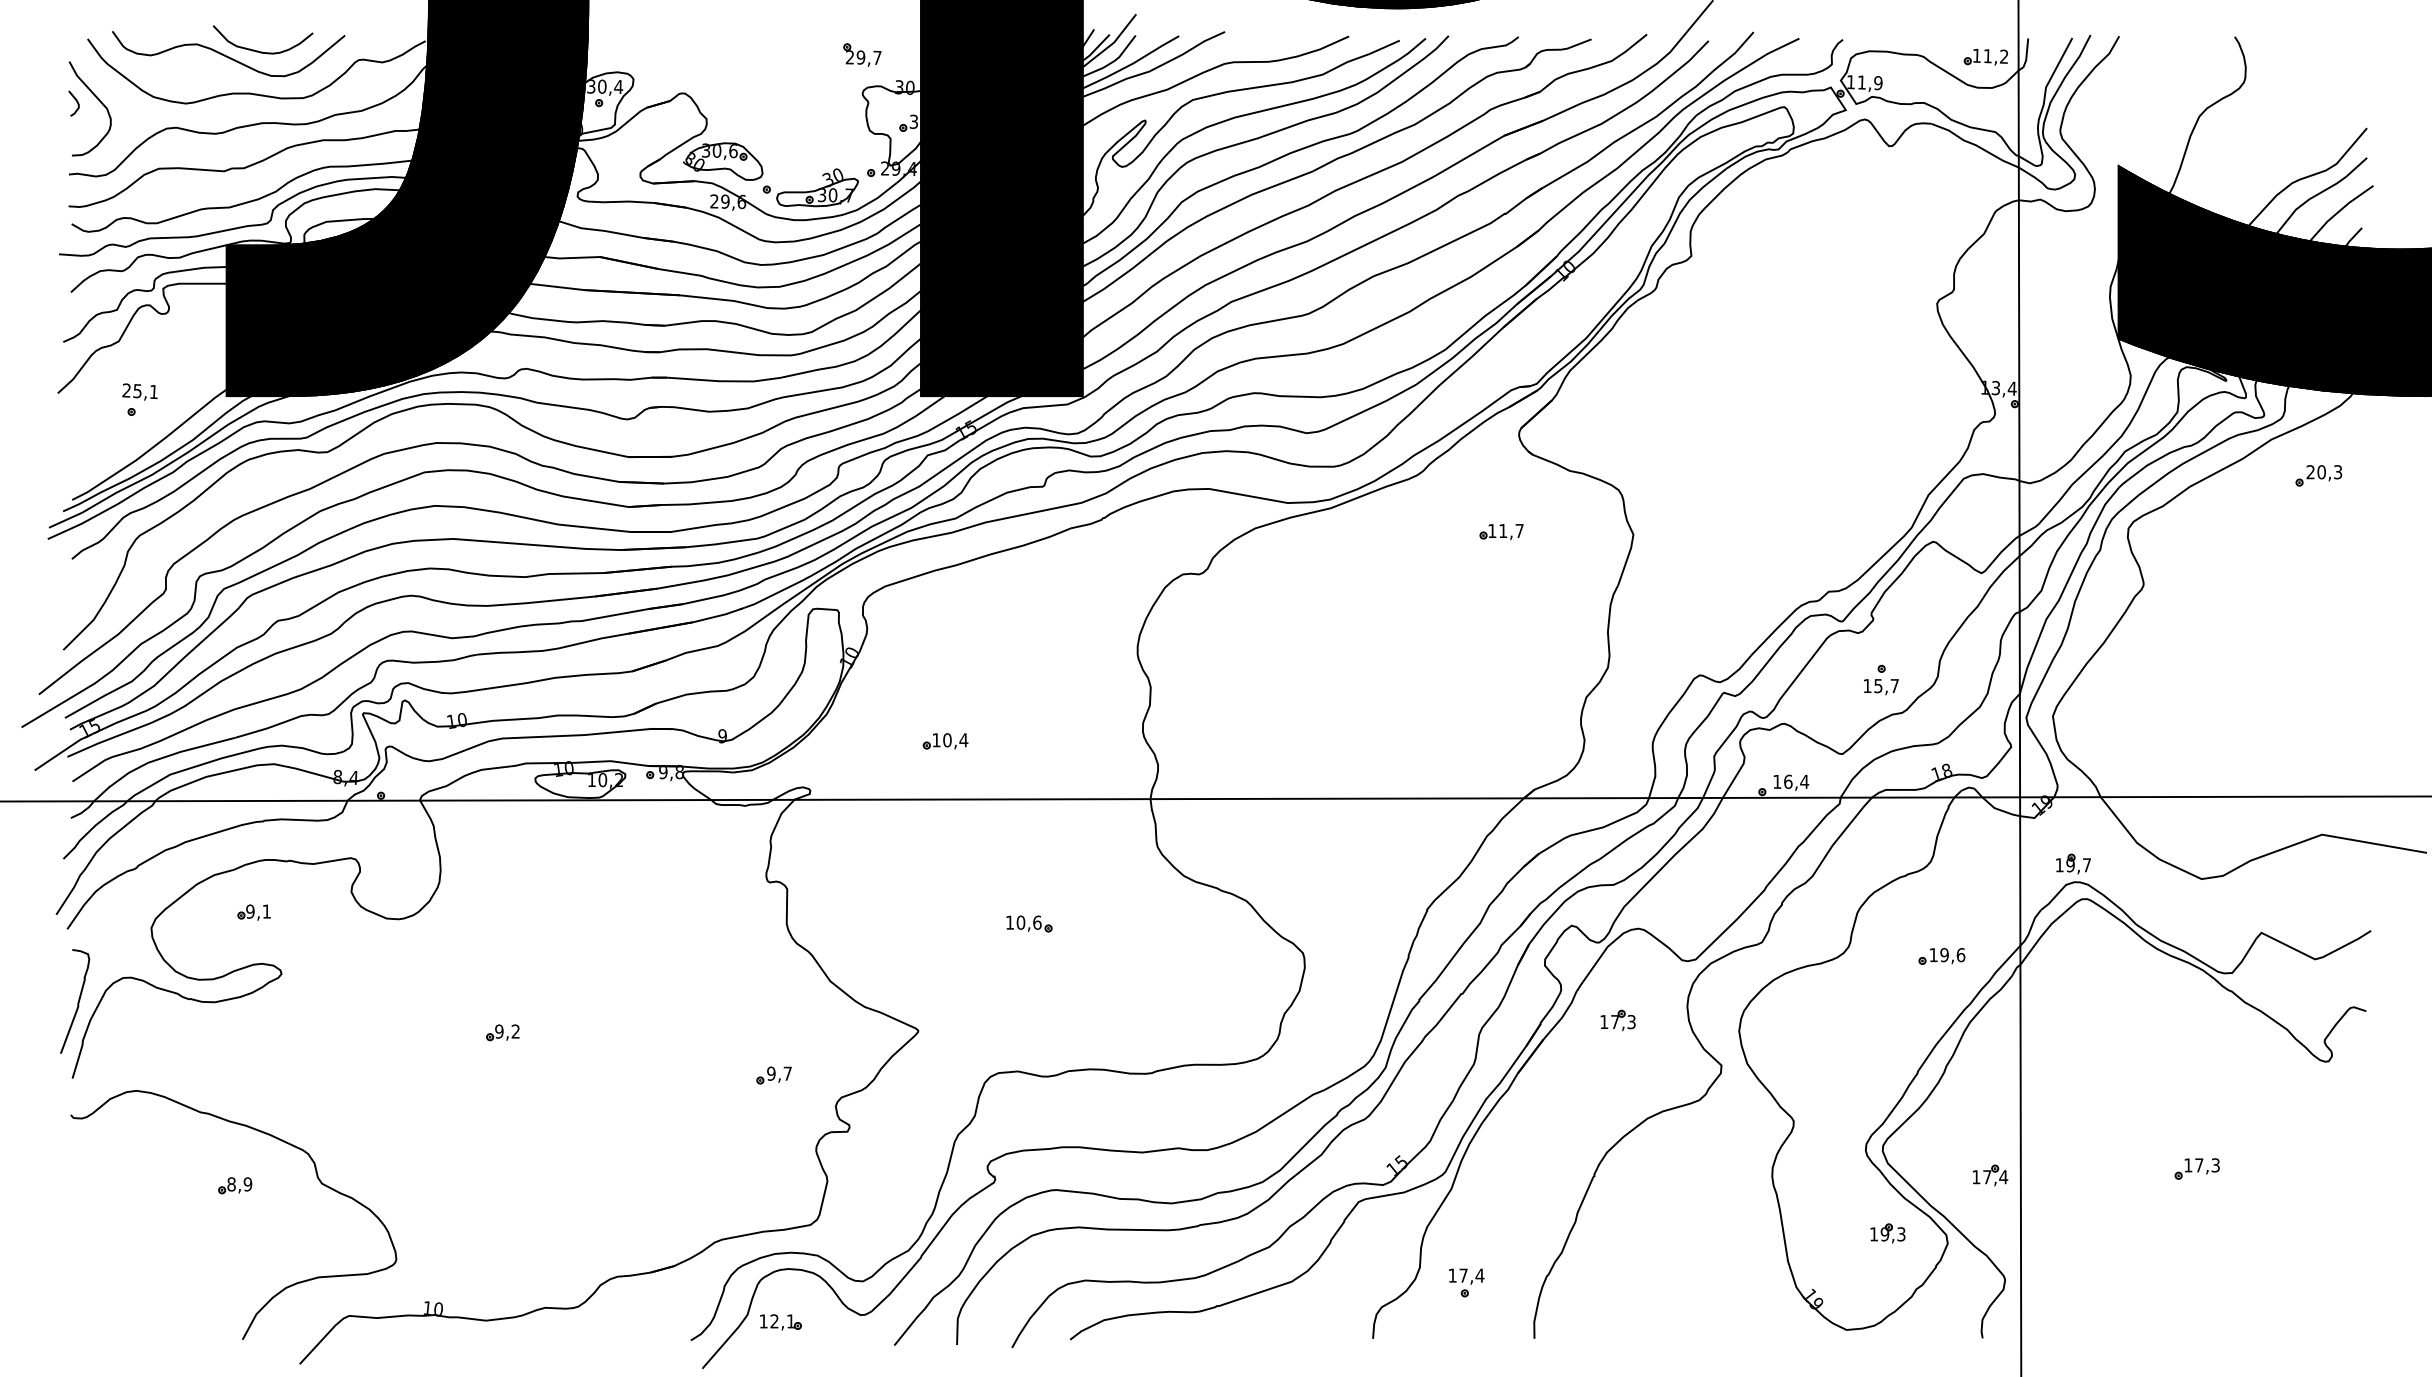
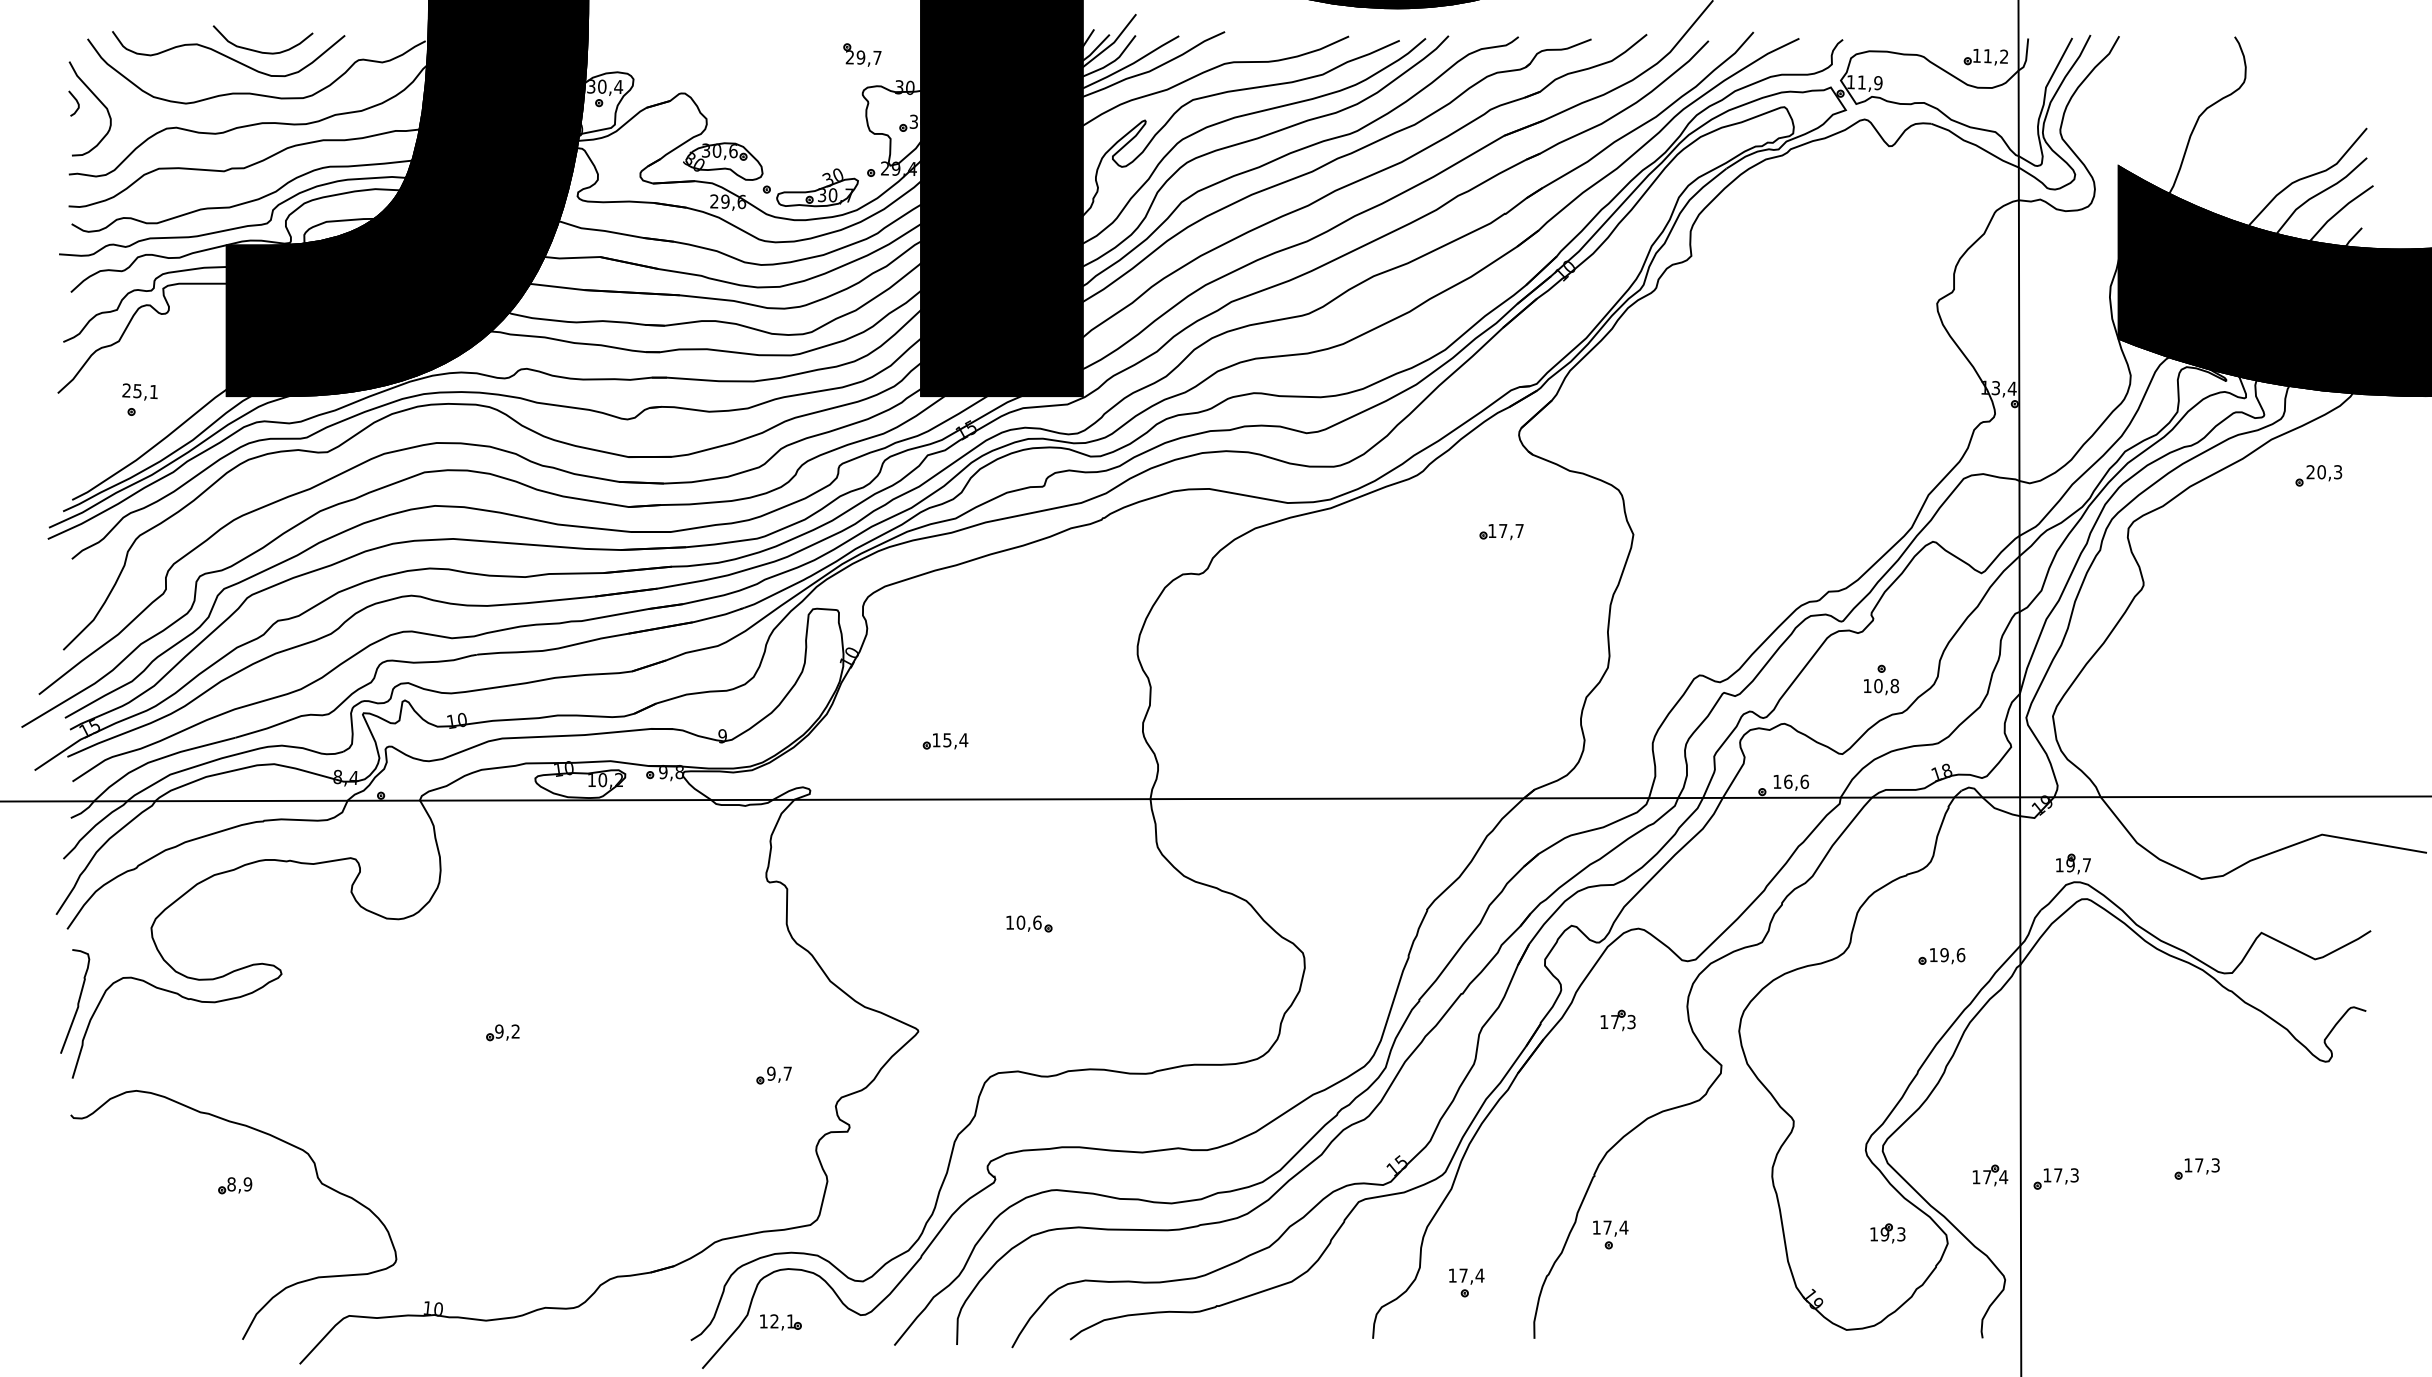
text: 11,7 -> 17,7 (1503, 530)
text: 15,7 -> 10,8 (1886, 685)
text: 10,4 -> 15,4 (947, 740)
text: 16,4 -> 16,6 (1804, 781)
part: present -> none (253, 912)
part: none -> present (2055, 1178)
part: none -> present (1610, 1234)
